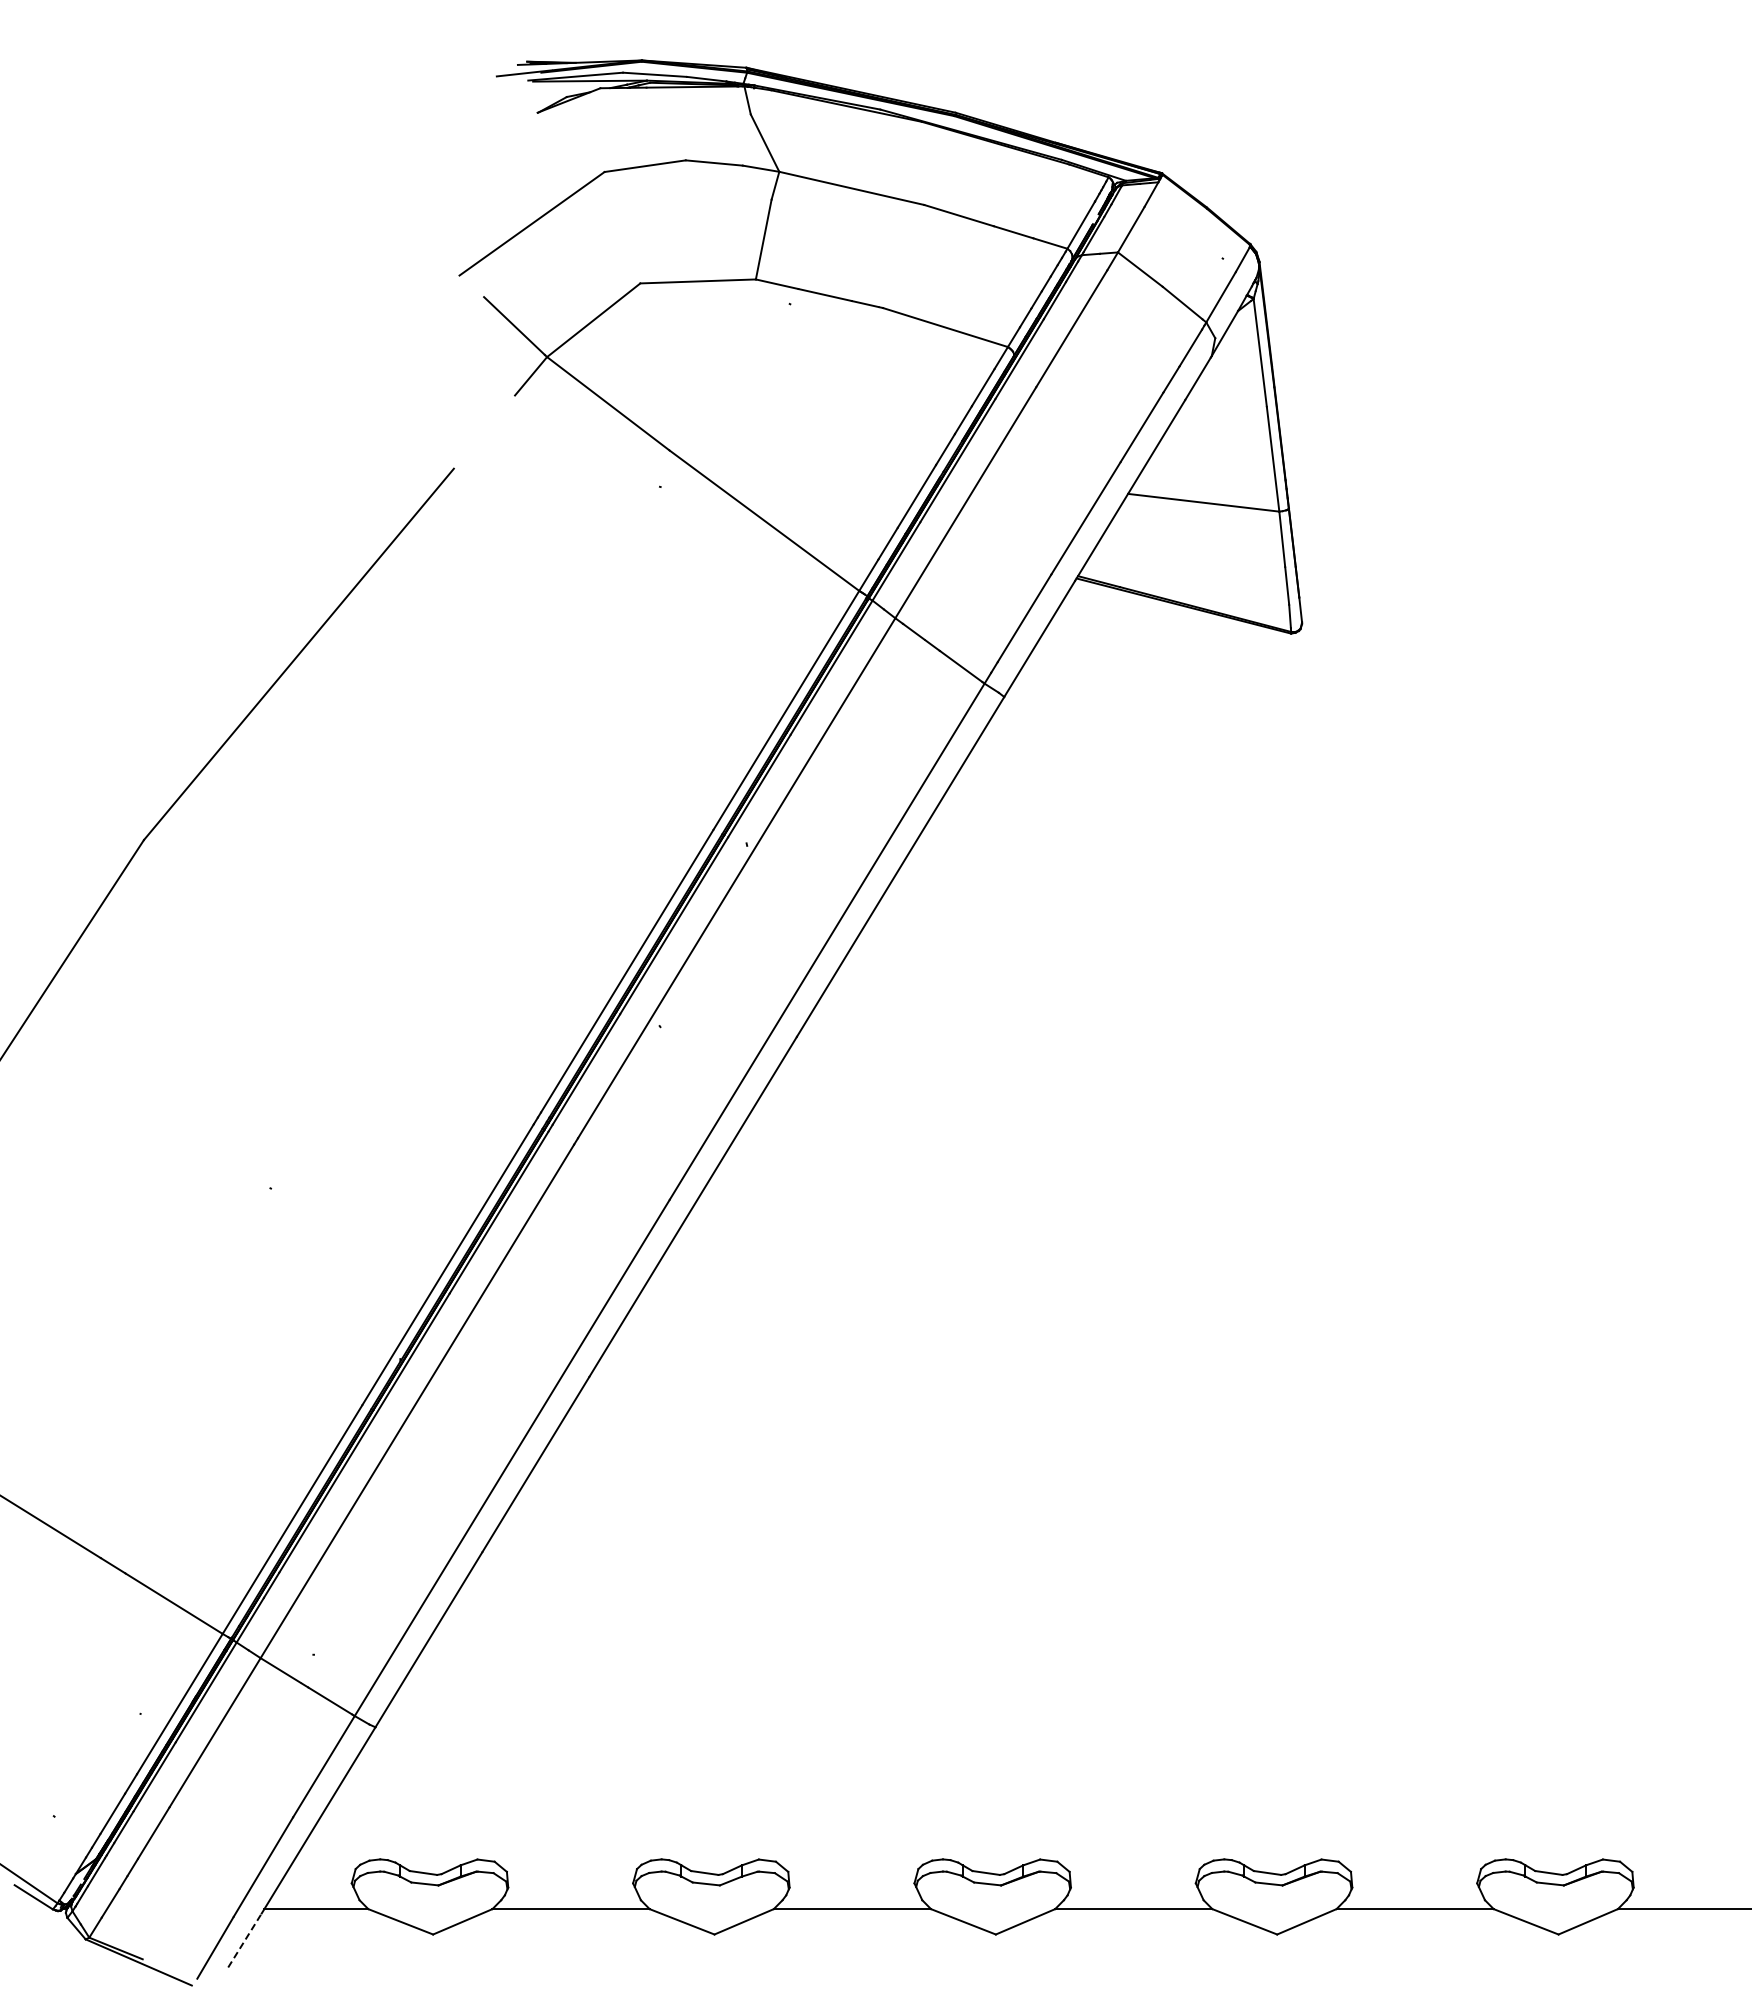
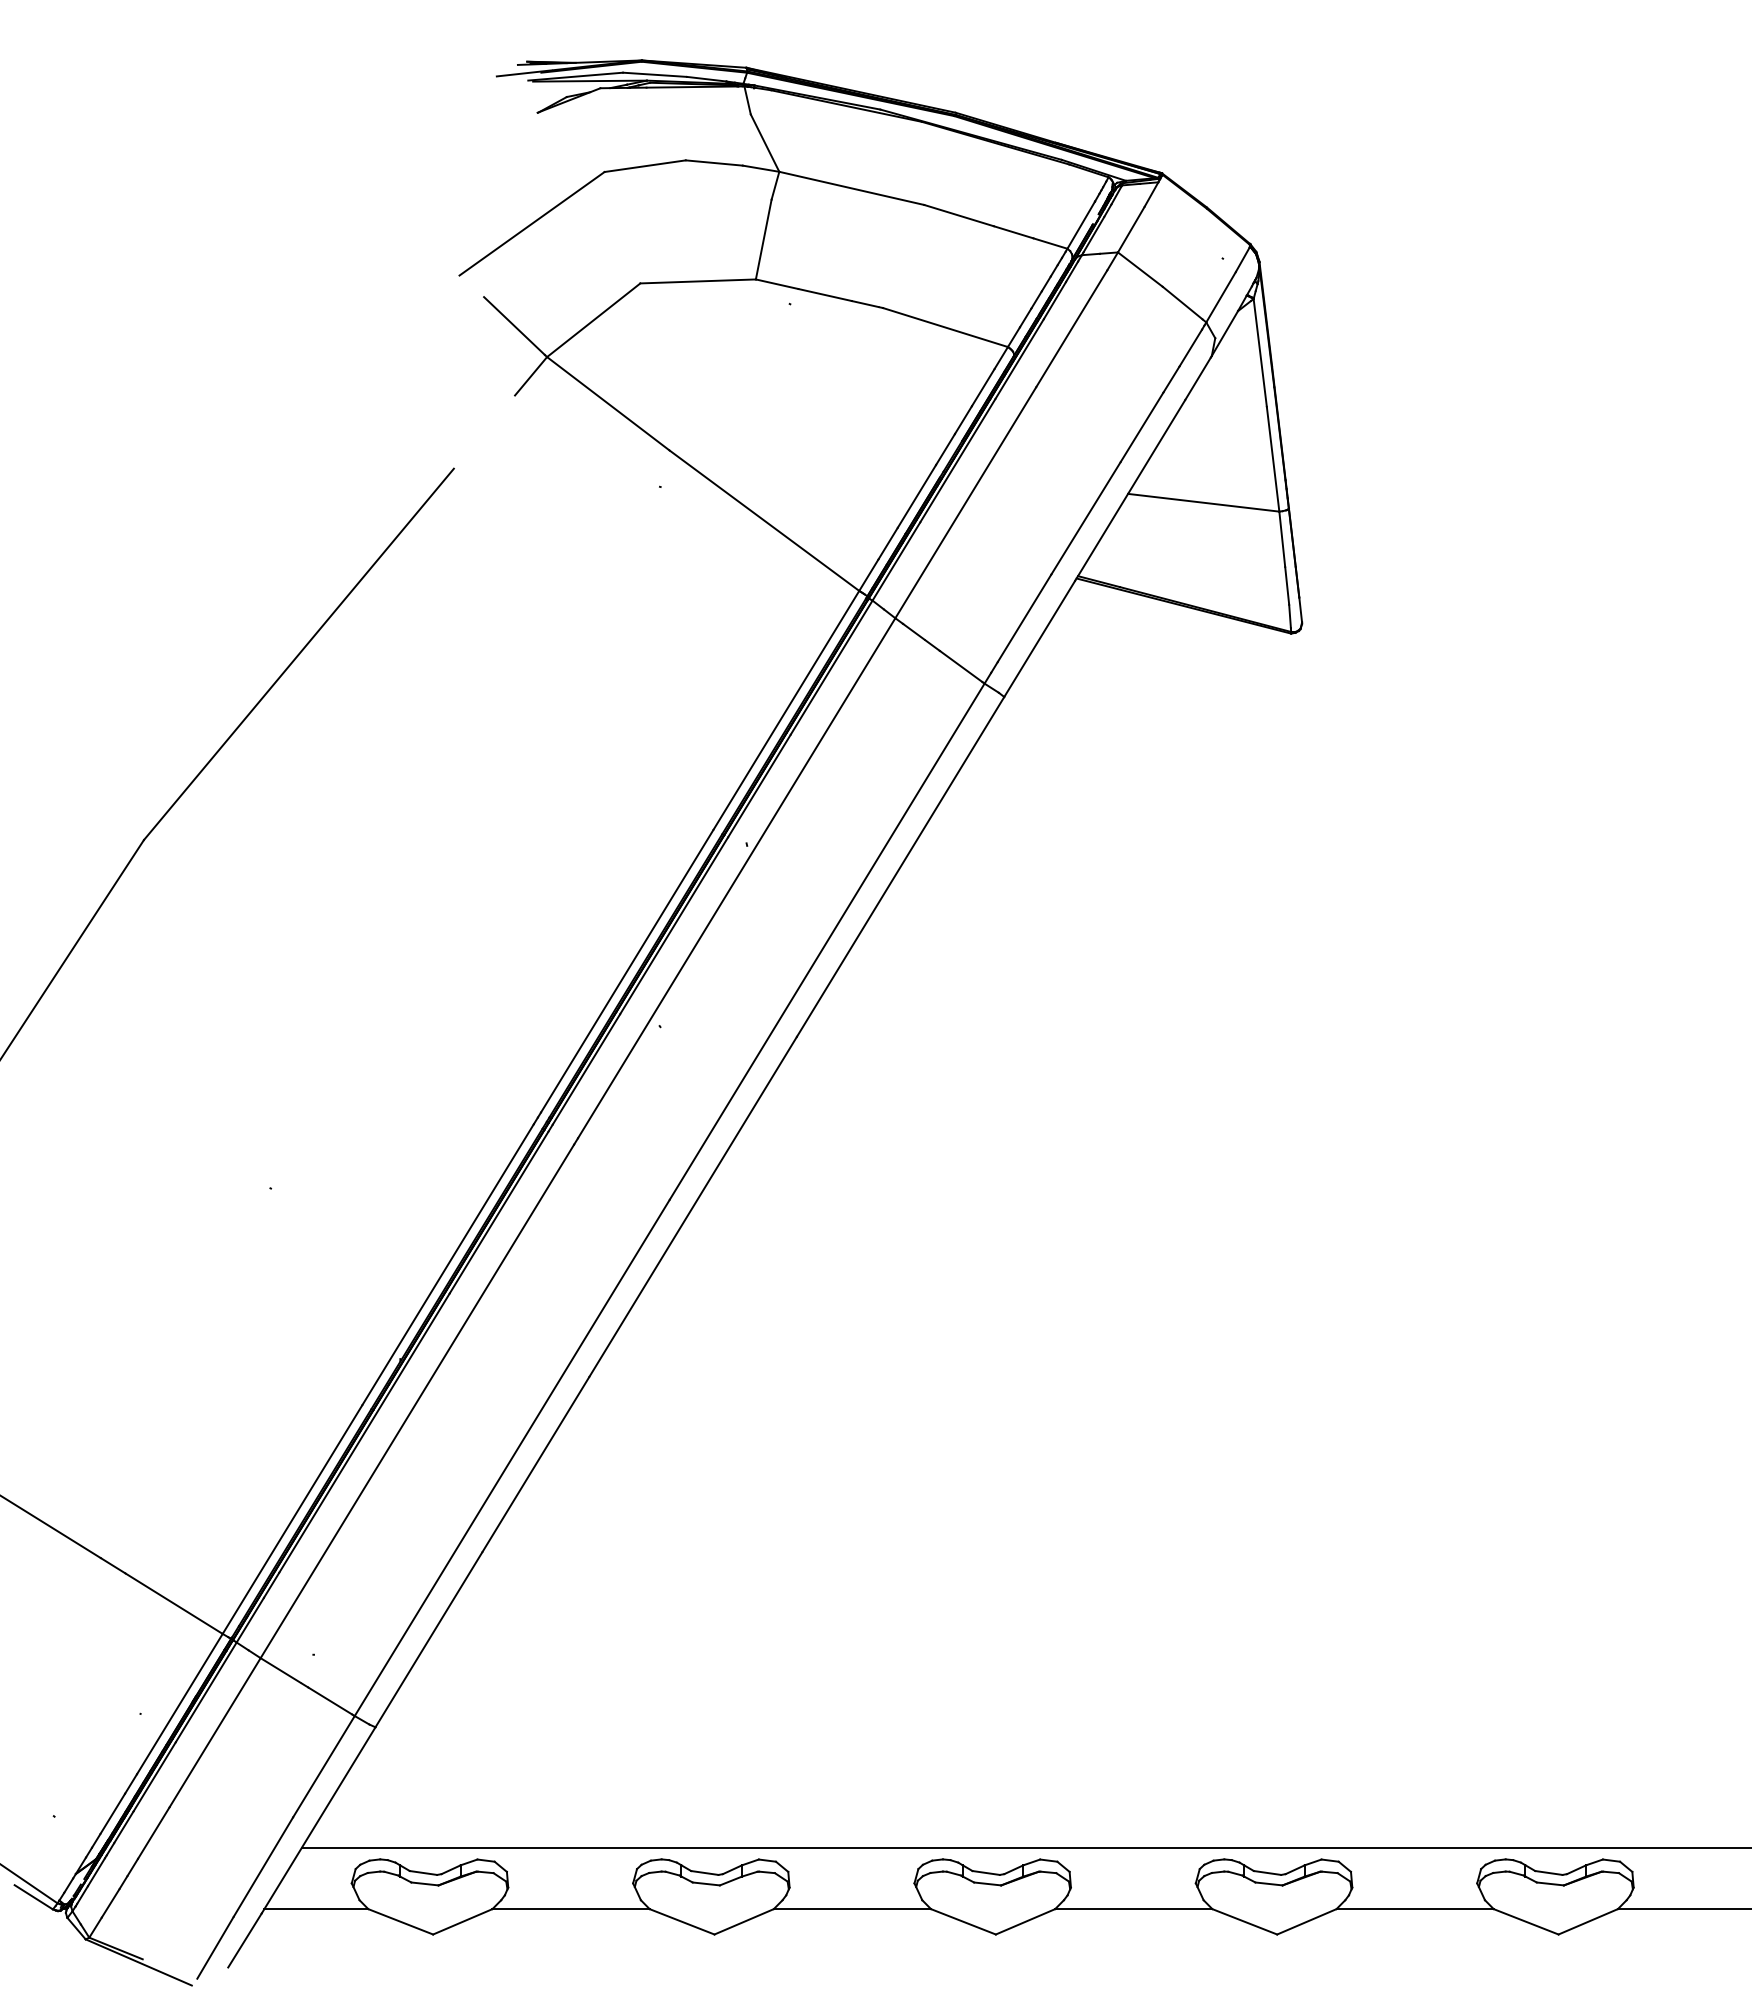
line: none -> present (1024, 1847)
line: dashed -> solid (244, 1940)
